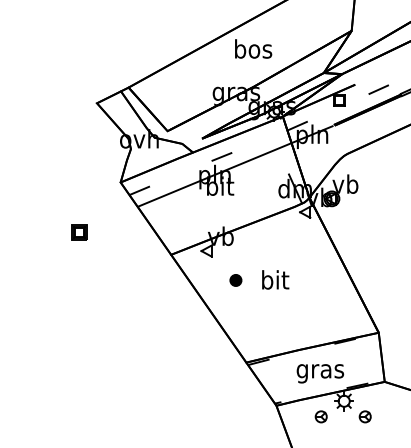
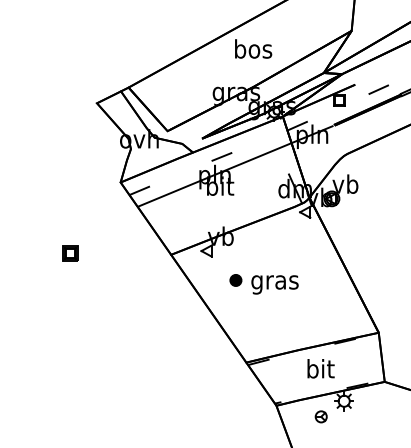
part position: (79, 232) -> (70, 253) (70, 253)
text: bit -> gras (274, 282)
text: gras -> bit (320, 371)
part: present -> none (364, 416)
